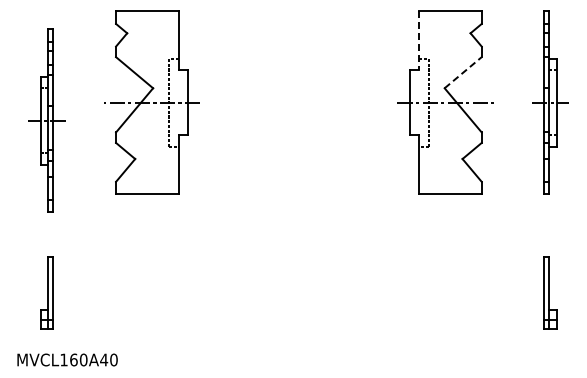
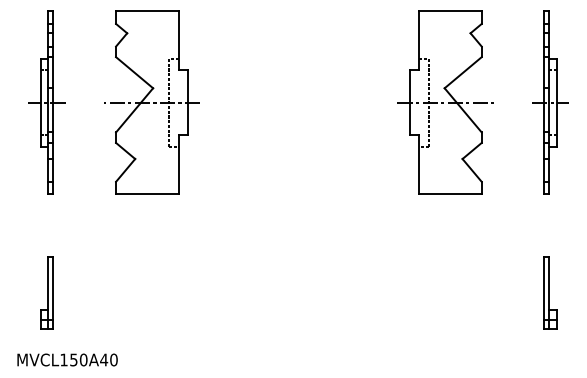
line: dashed -> solid (419, 41)
line: dashed -> solid (463, 72)
part position: (46, 120) -> (46, 102) (46, 102)
text: MVCL160A40 -> MVCL150A40 (73, 359)
